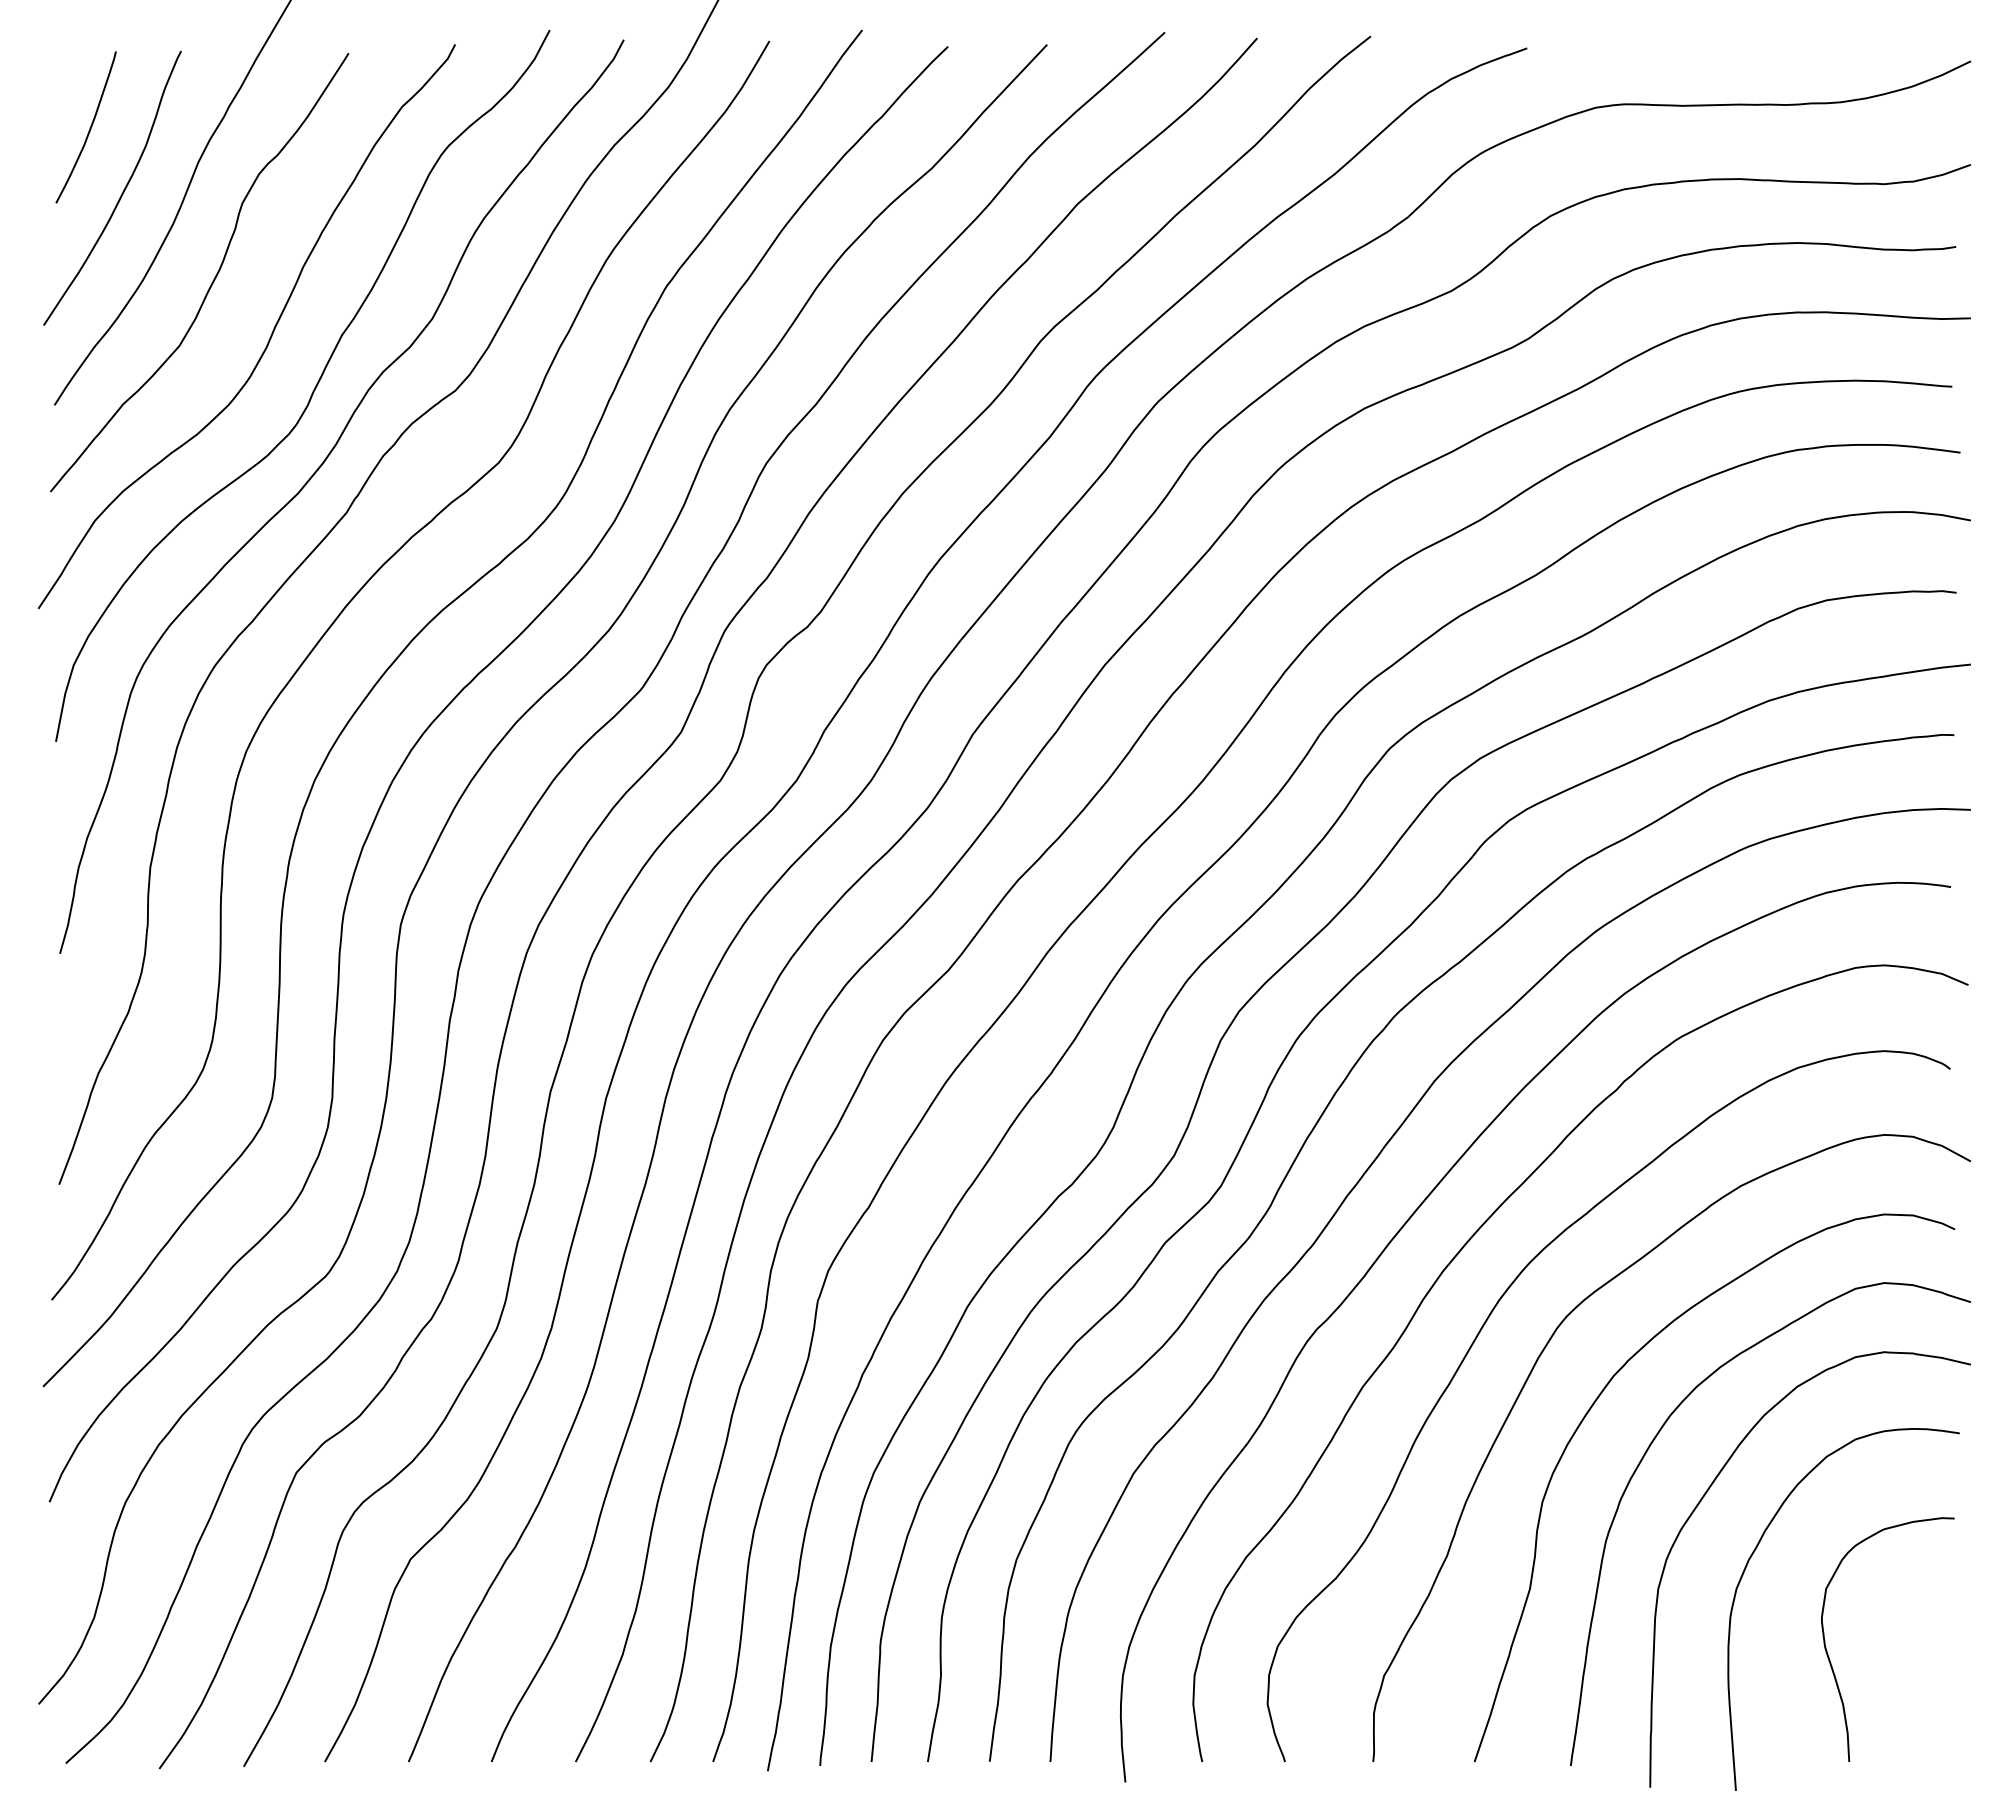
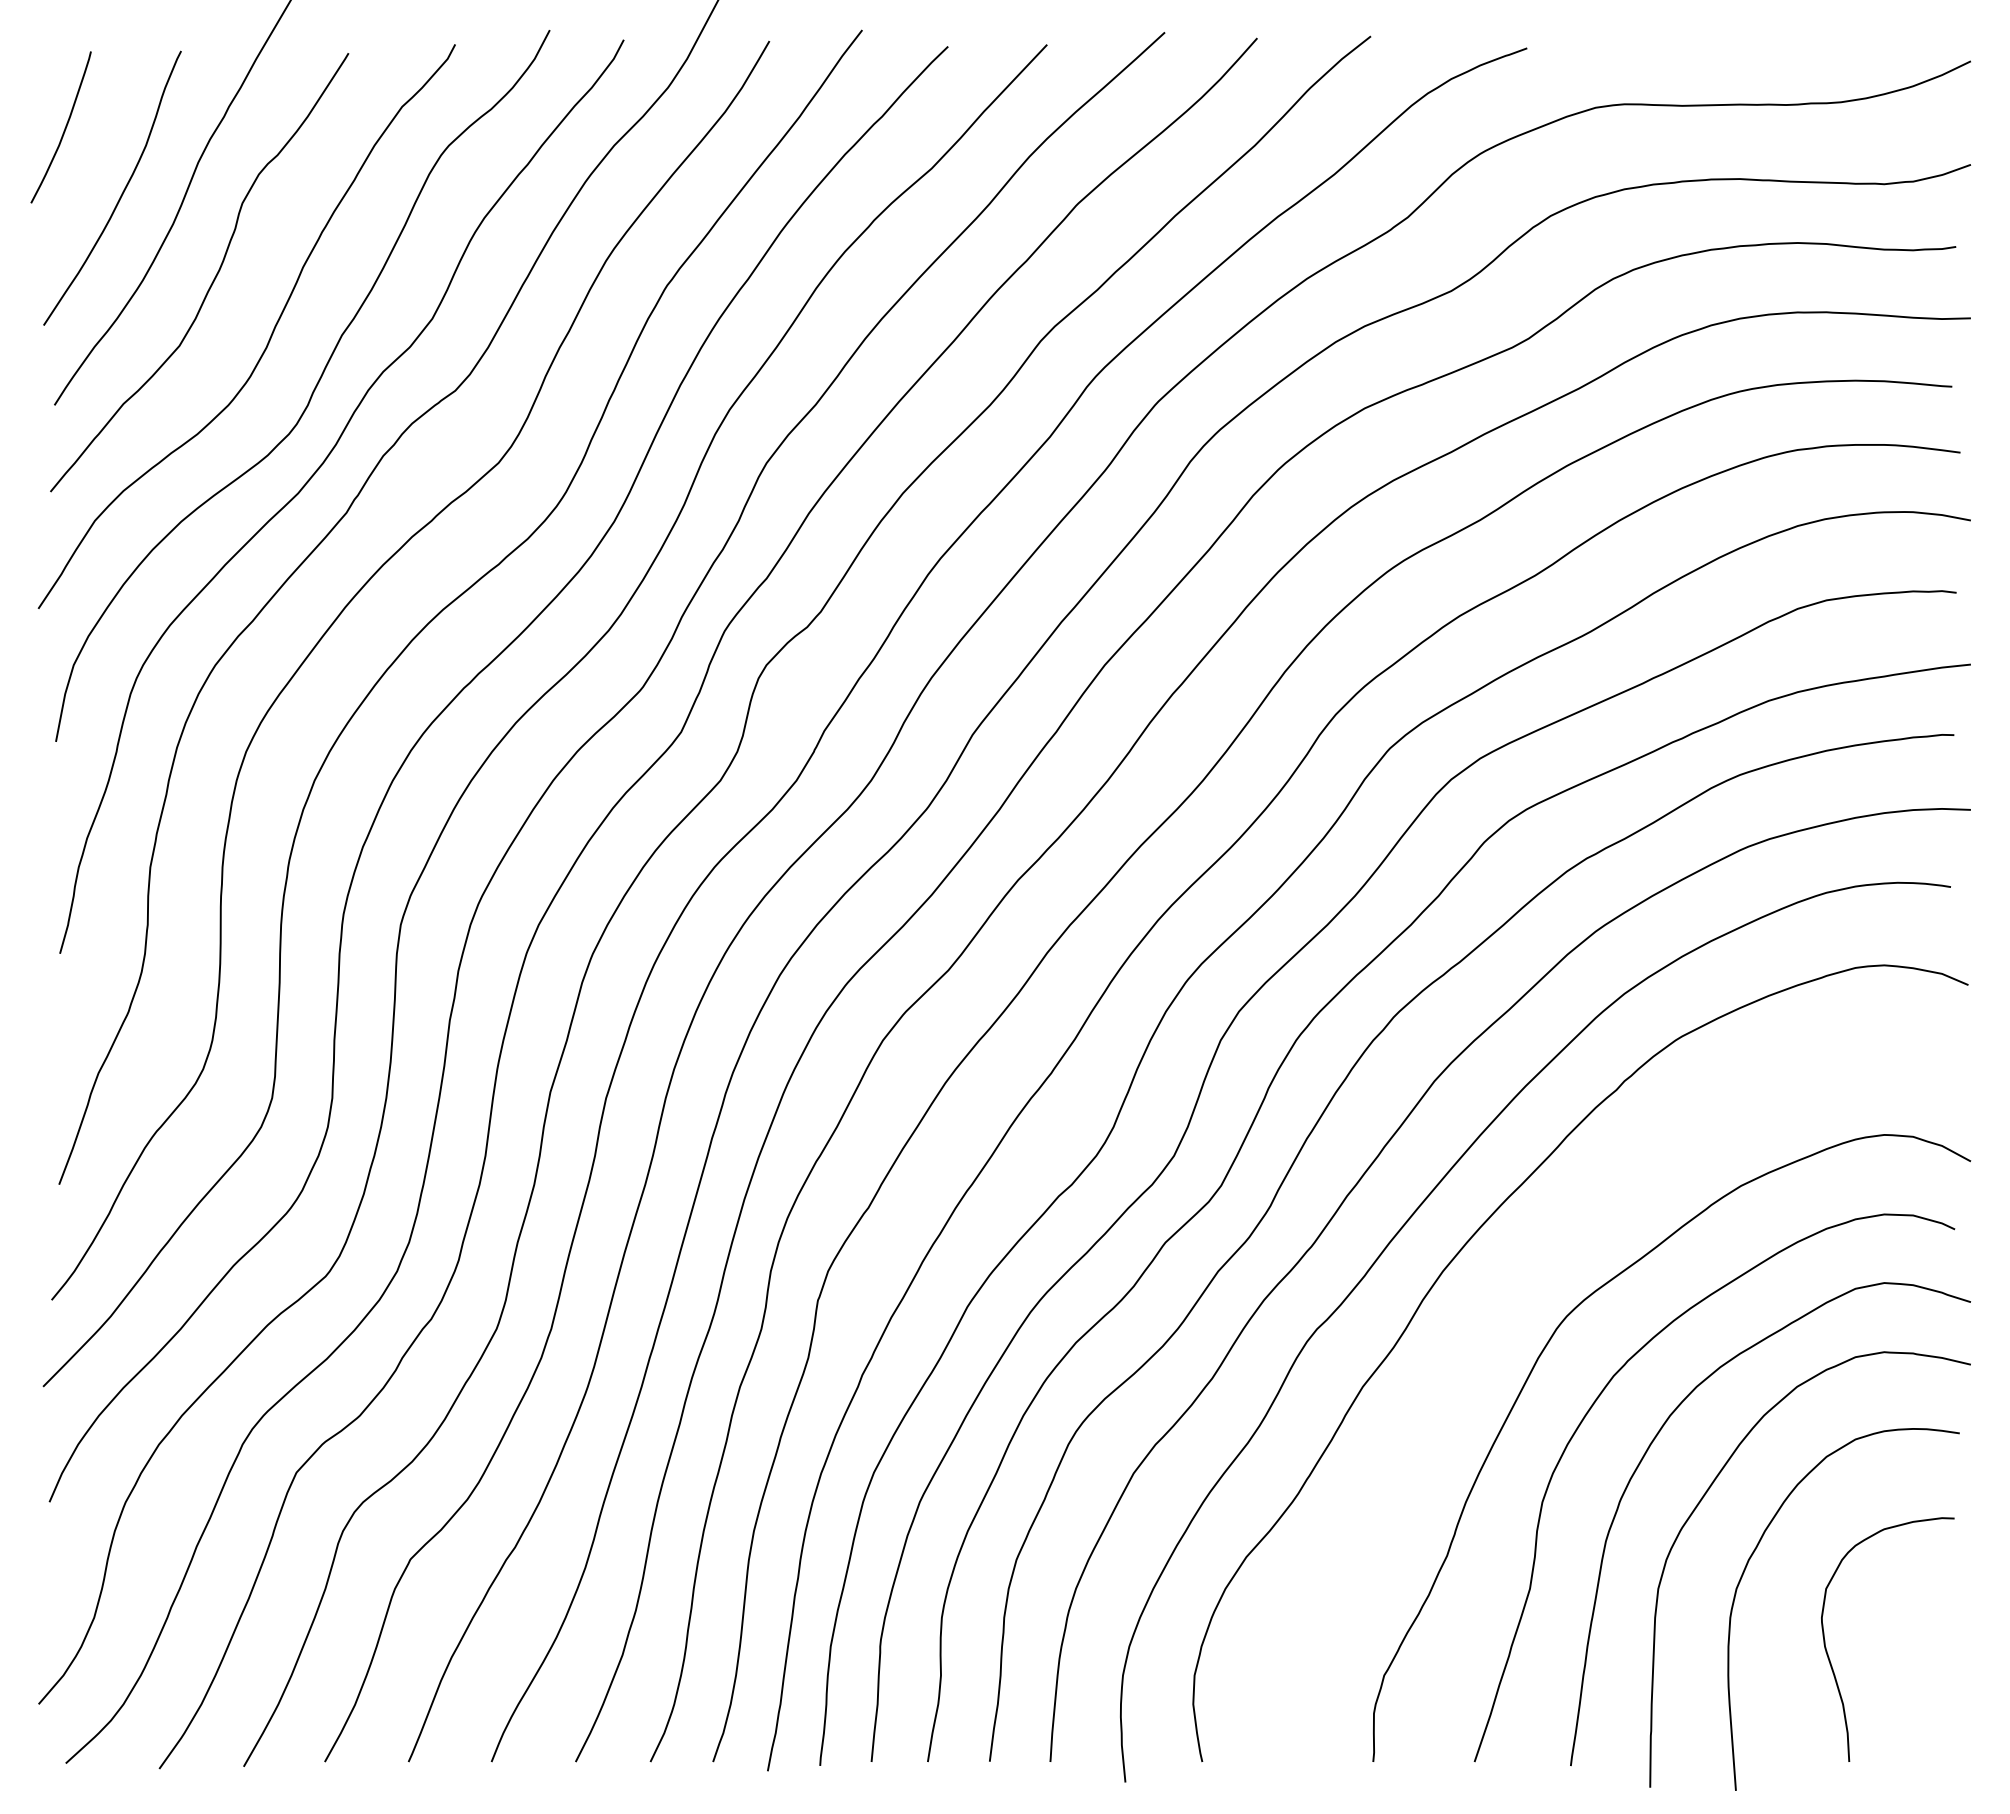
curve position: (89, 128) -> (64, 128) (64, 128)
curve: present -> none (1482, 1329)
